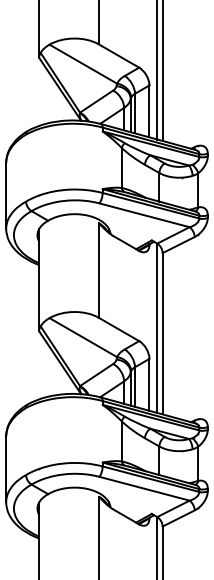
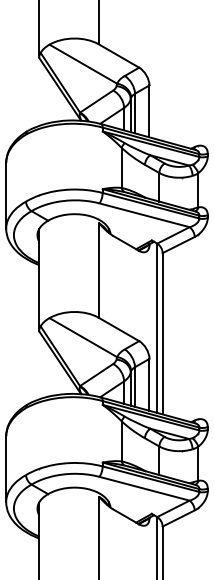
line: present -> none (157, 70)
line: present -> none (162, 71)
